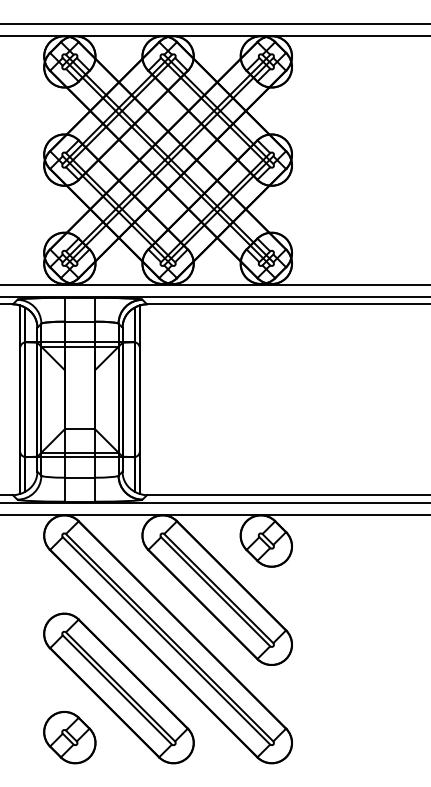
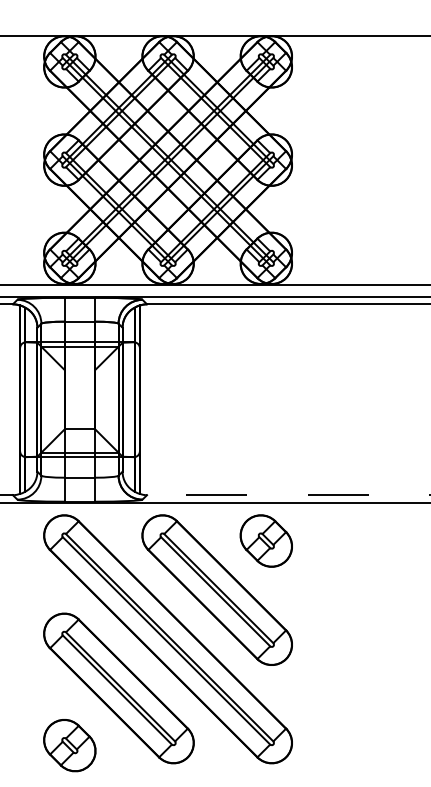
line: present -> none (214, 23)
line: solid -> dashed (289, 495)
line: present -> none (214, 514)
part position: (69, 737) -> (69, 745) (69, 745)
